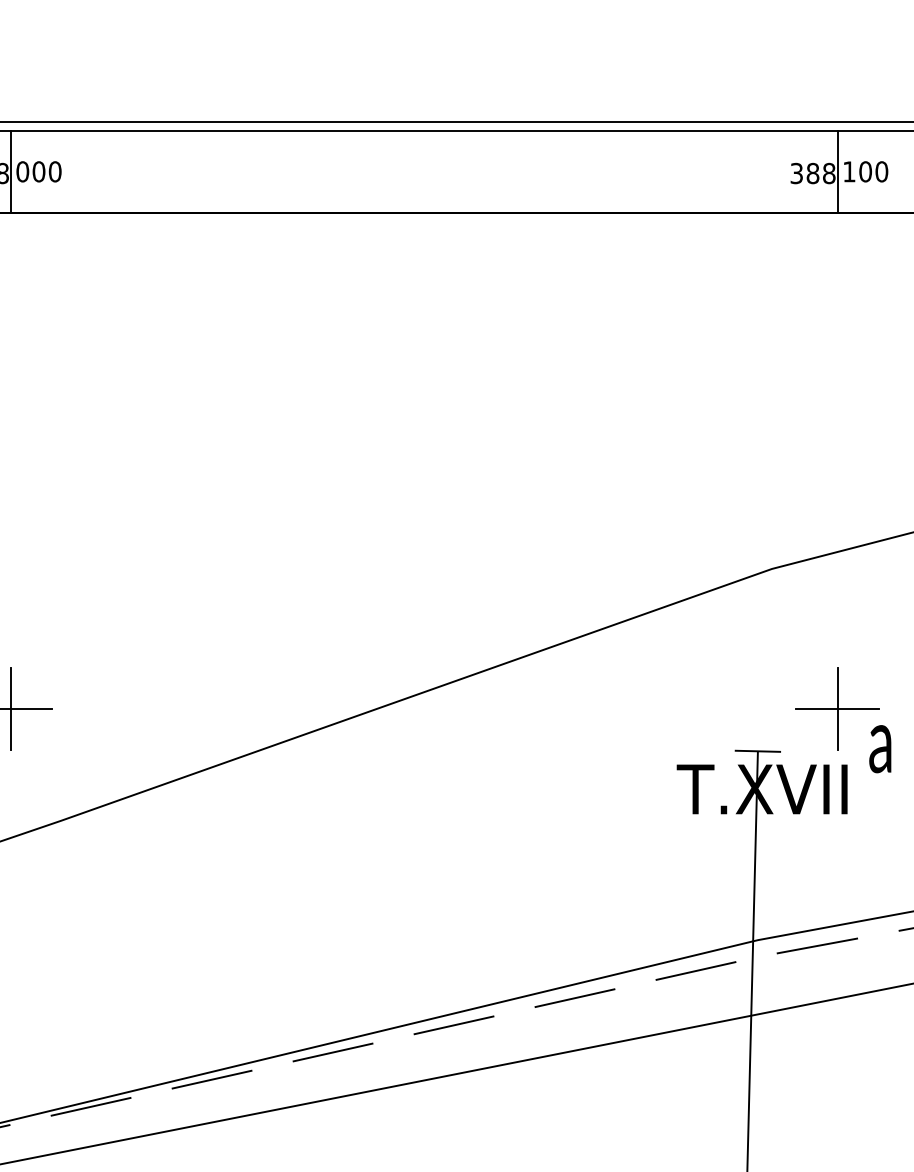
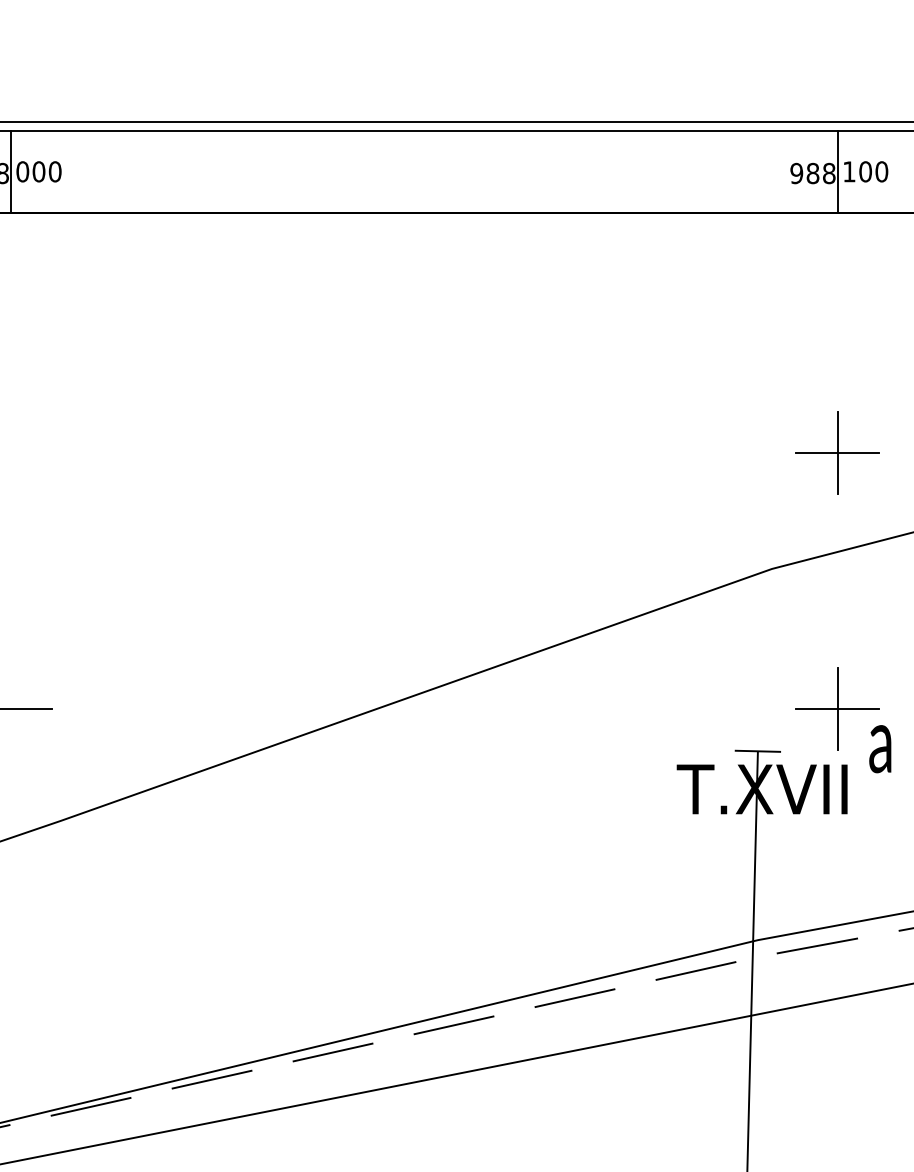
text: 388 -> 988 (796, 173)
part: none -> present (837, 452)
line: present -> none (11, 708)
